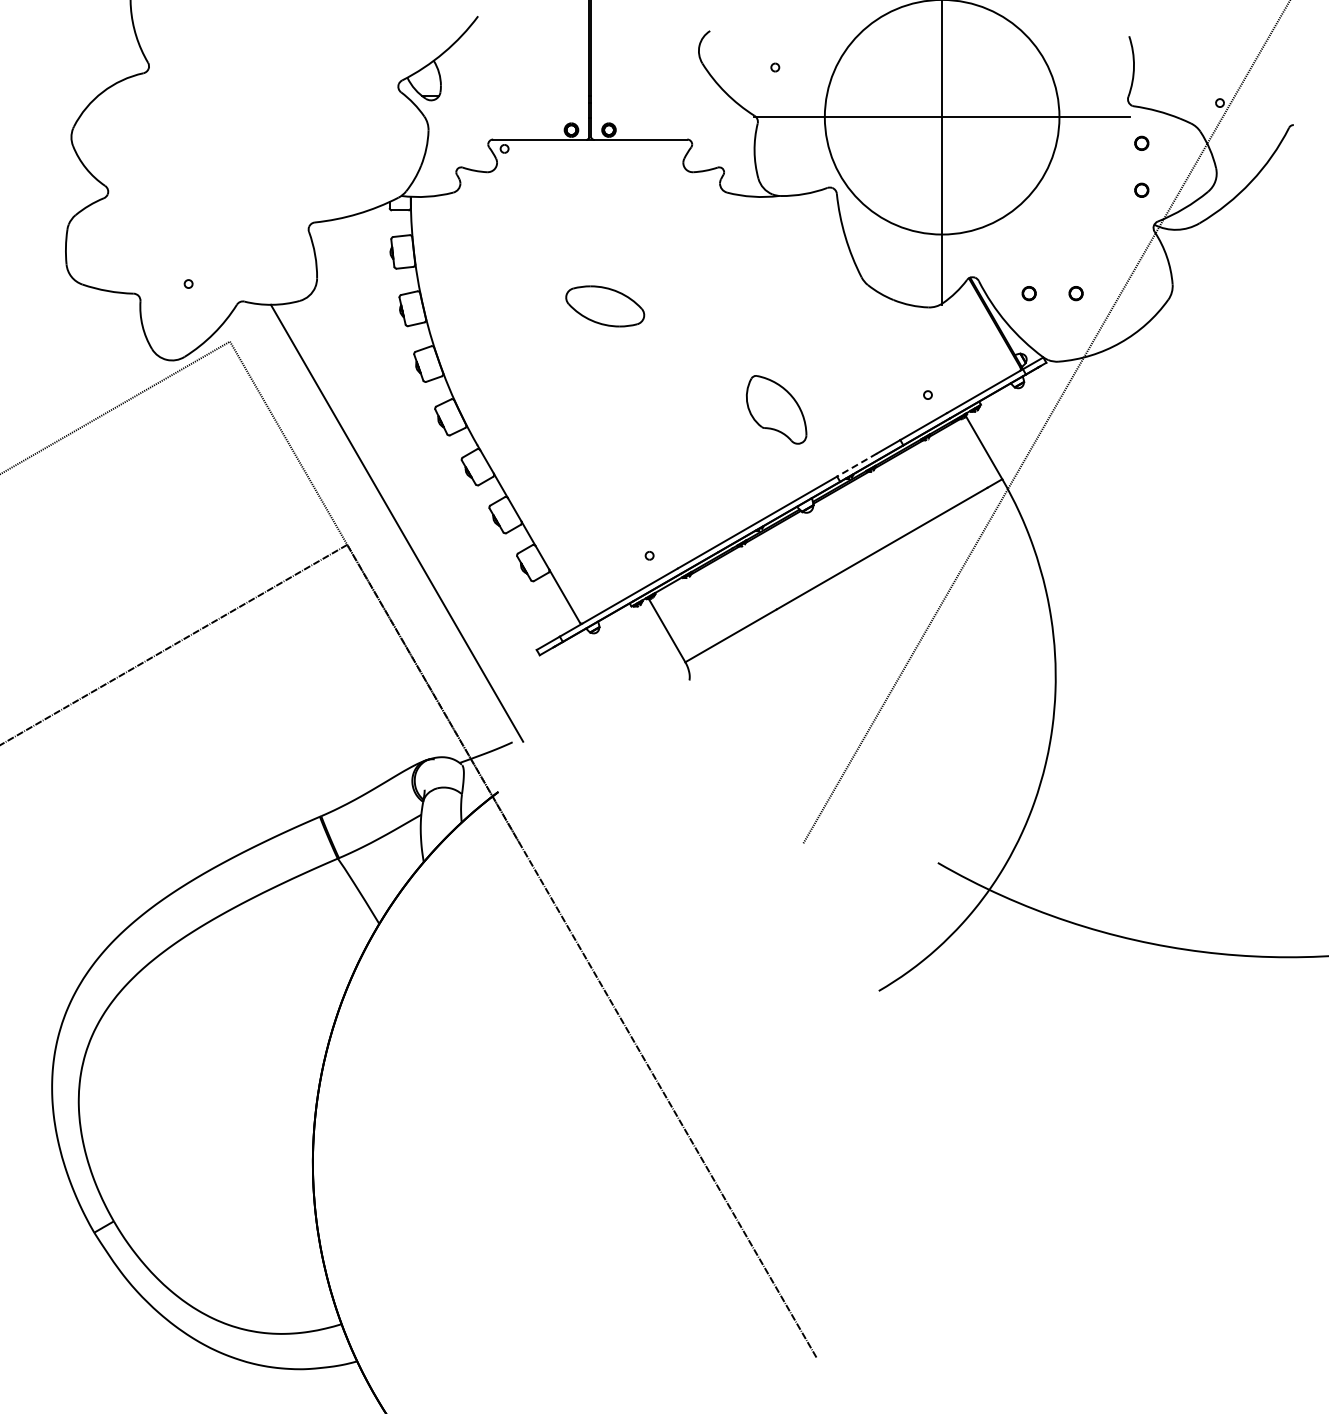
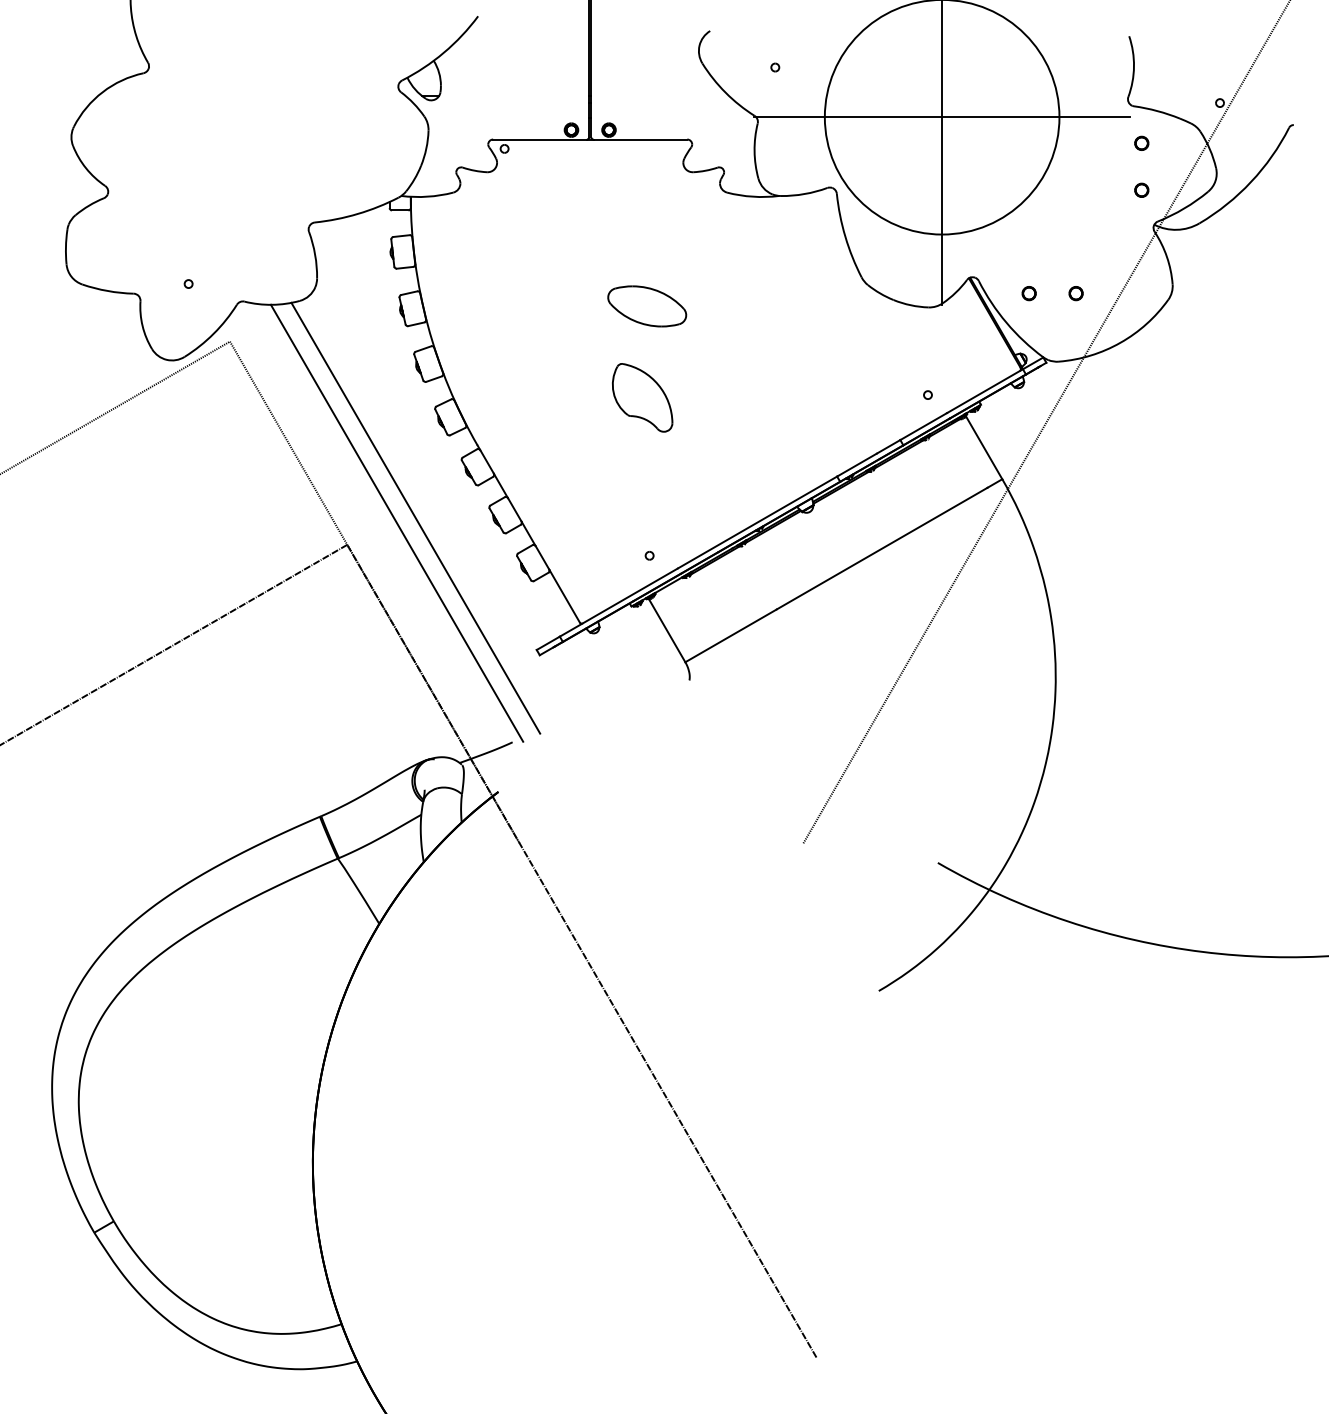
part position: (605, 306) -> (647, 306) (647, 306)
part position: (776, 409) -> (642, 397) (642, 397)
line: dashed -> solid (857, 465)
line: none -> present (415, 517)
